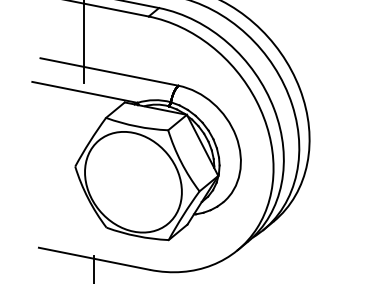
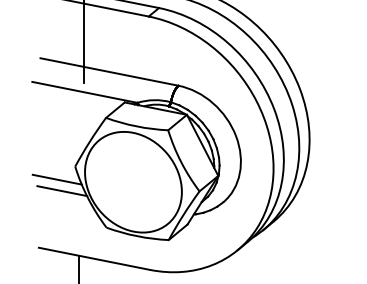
line: none -> present (56, 179)
line: none -> present (62, 191)
line position: (94, 267) -> (79, 267) (79, 267)
